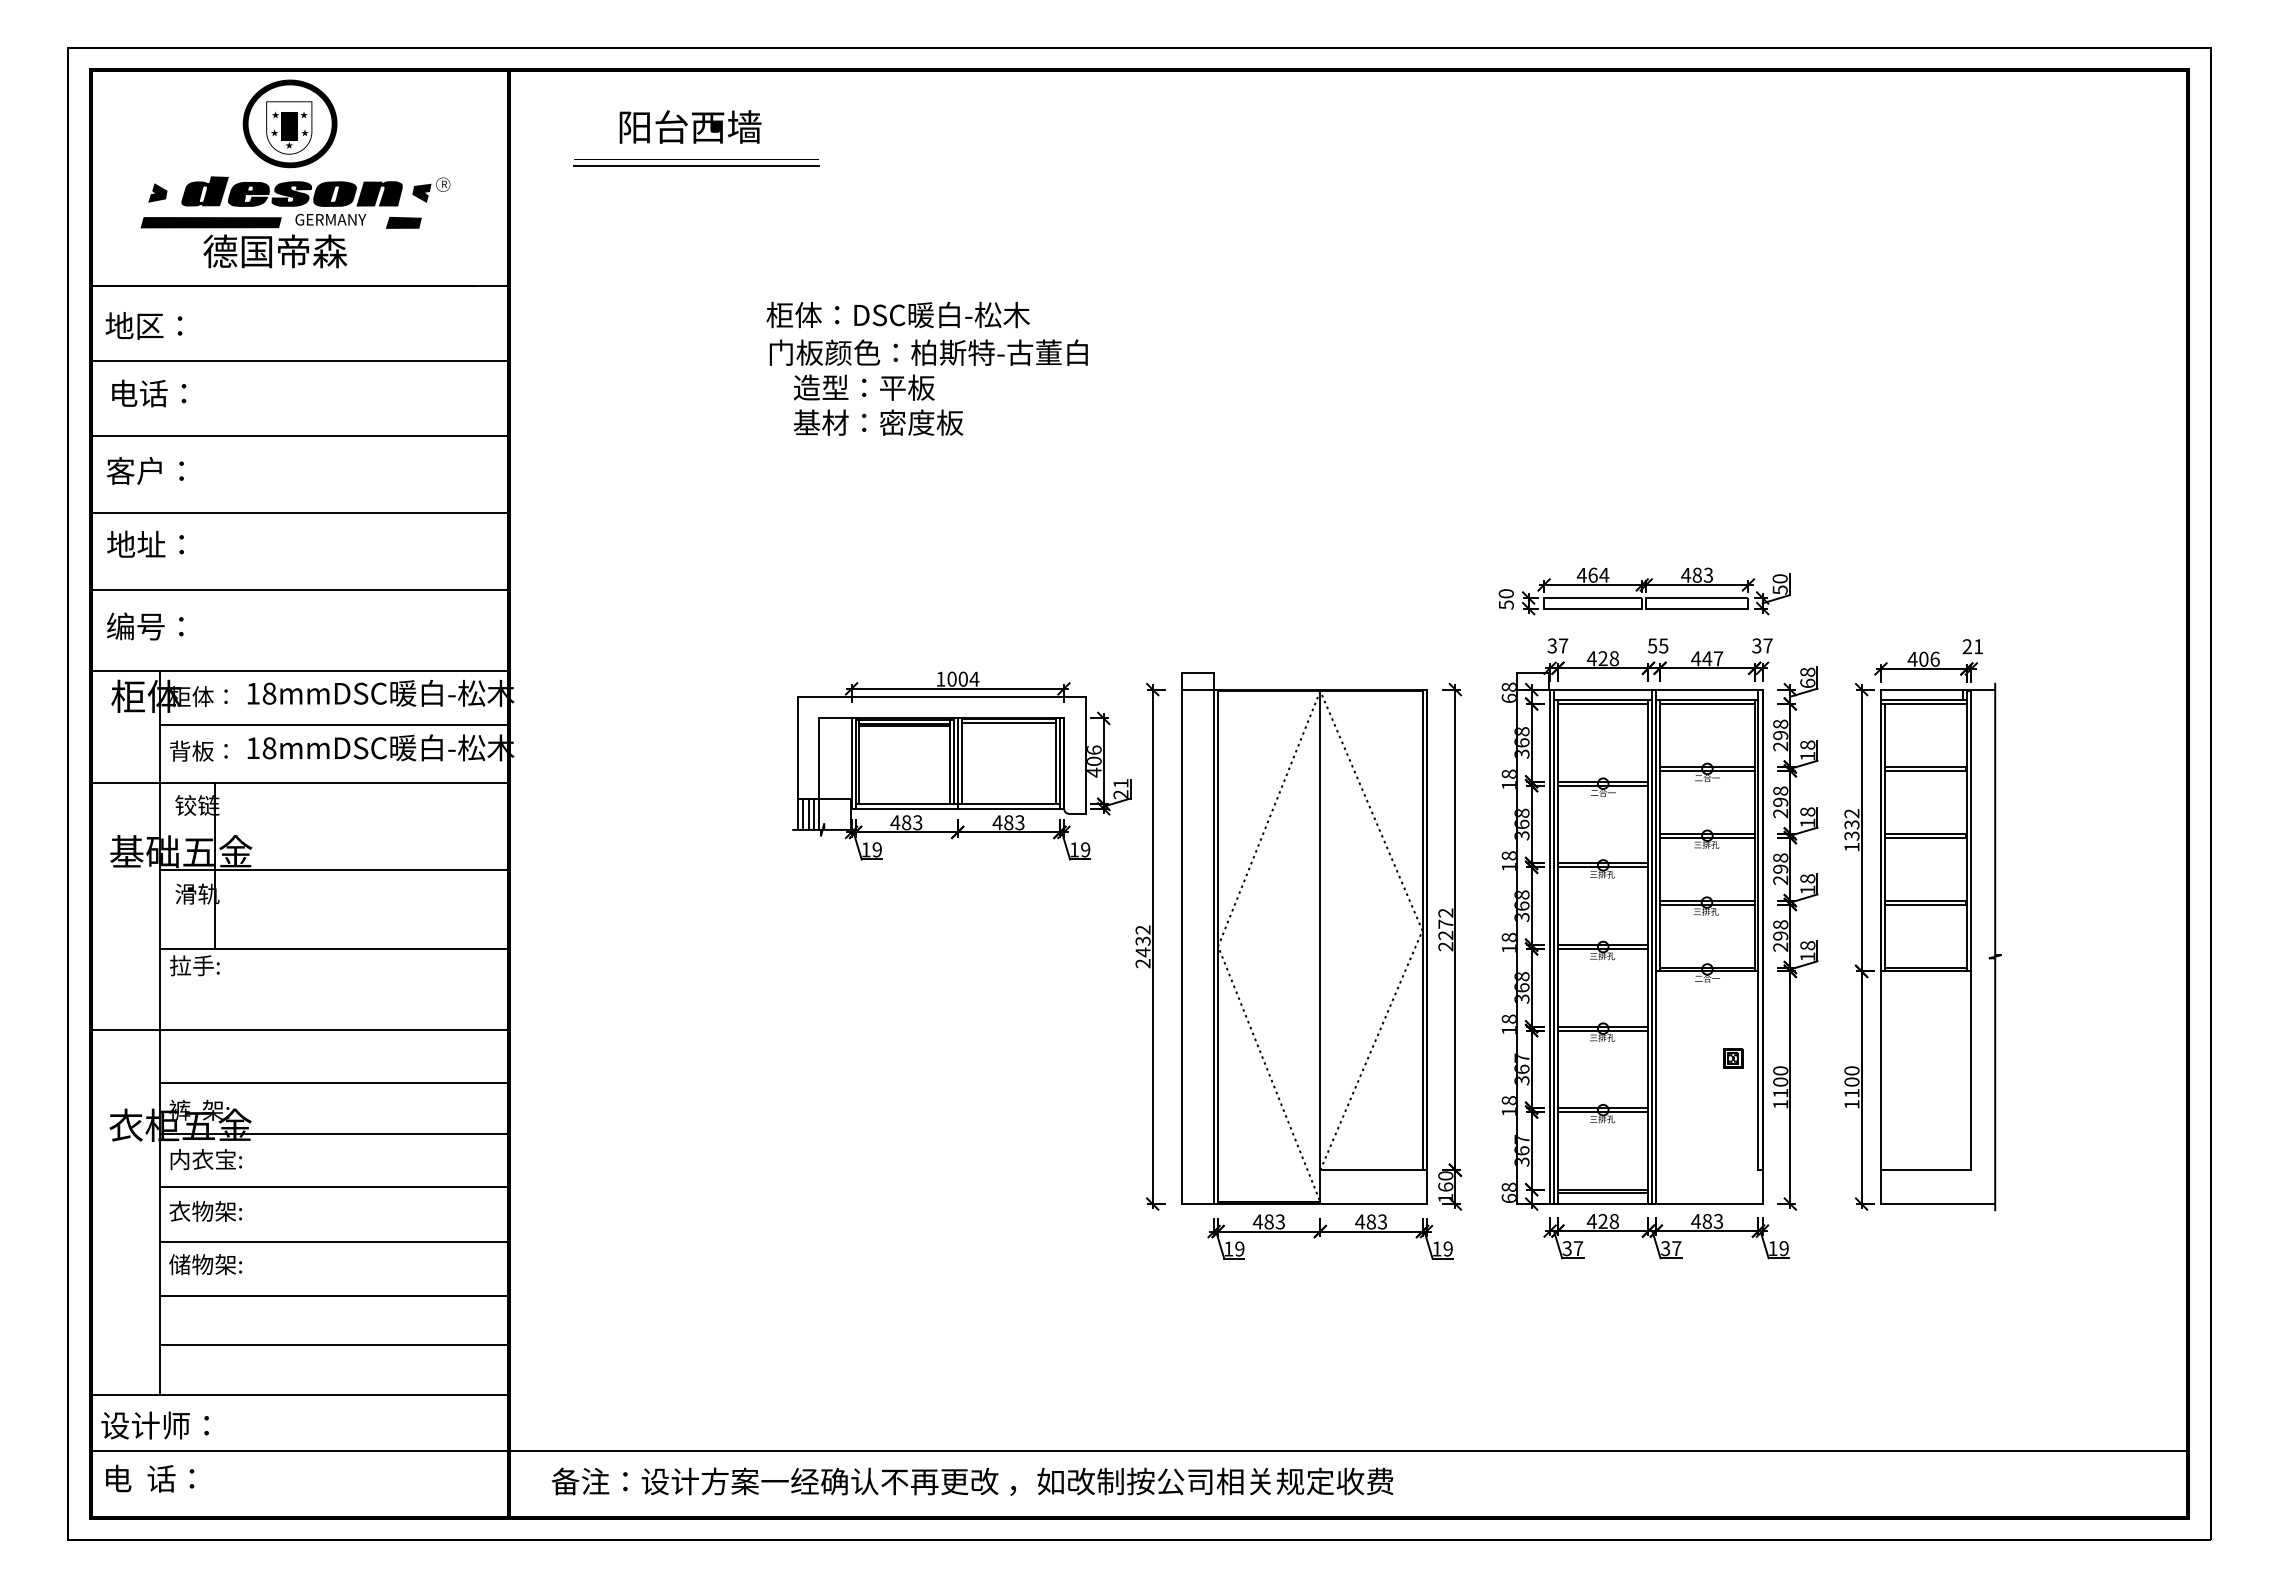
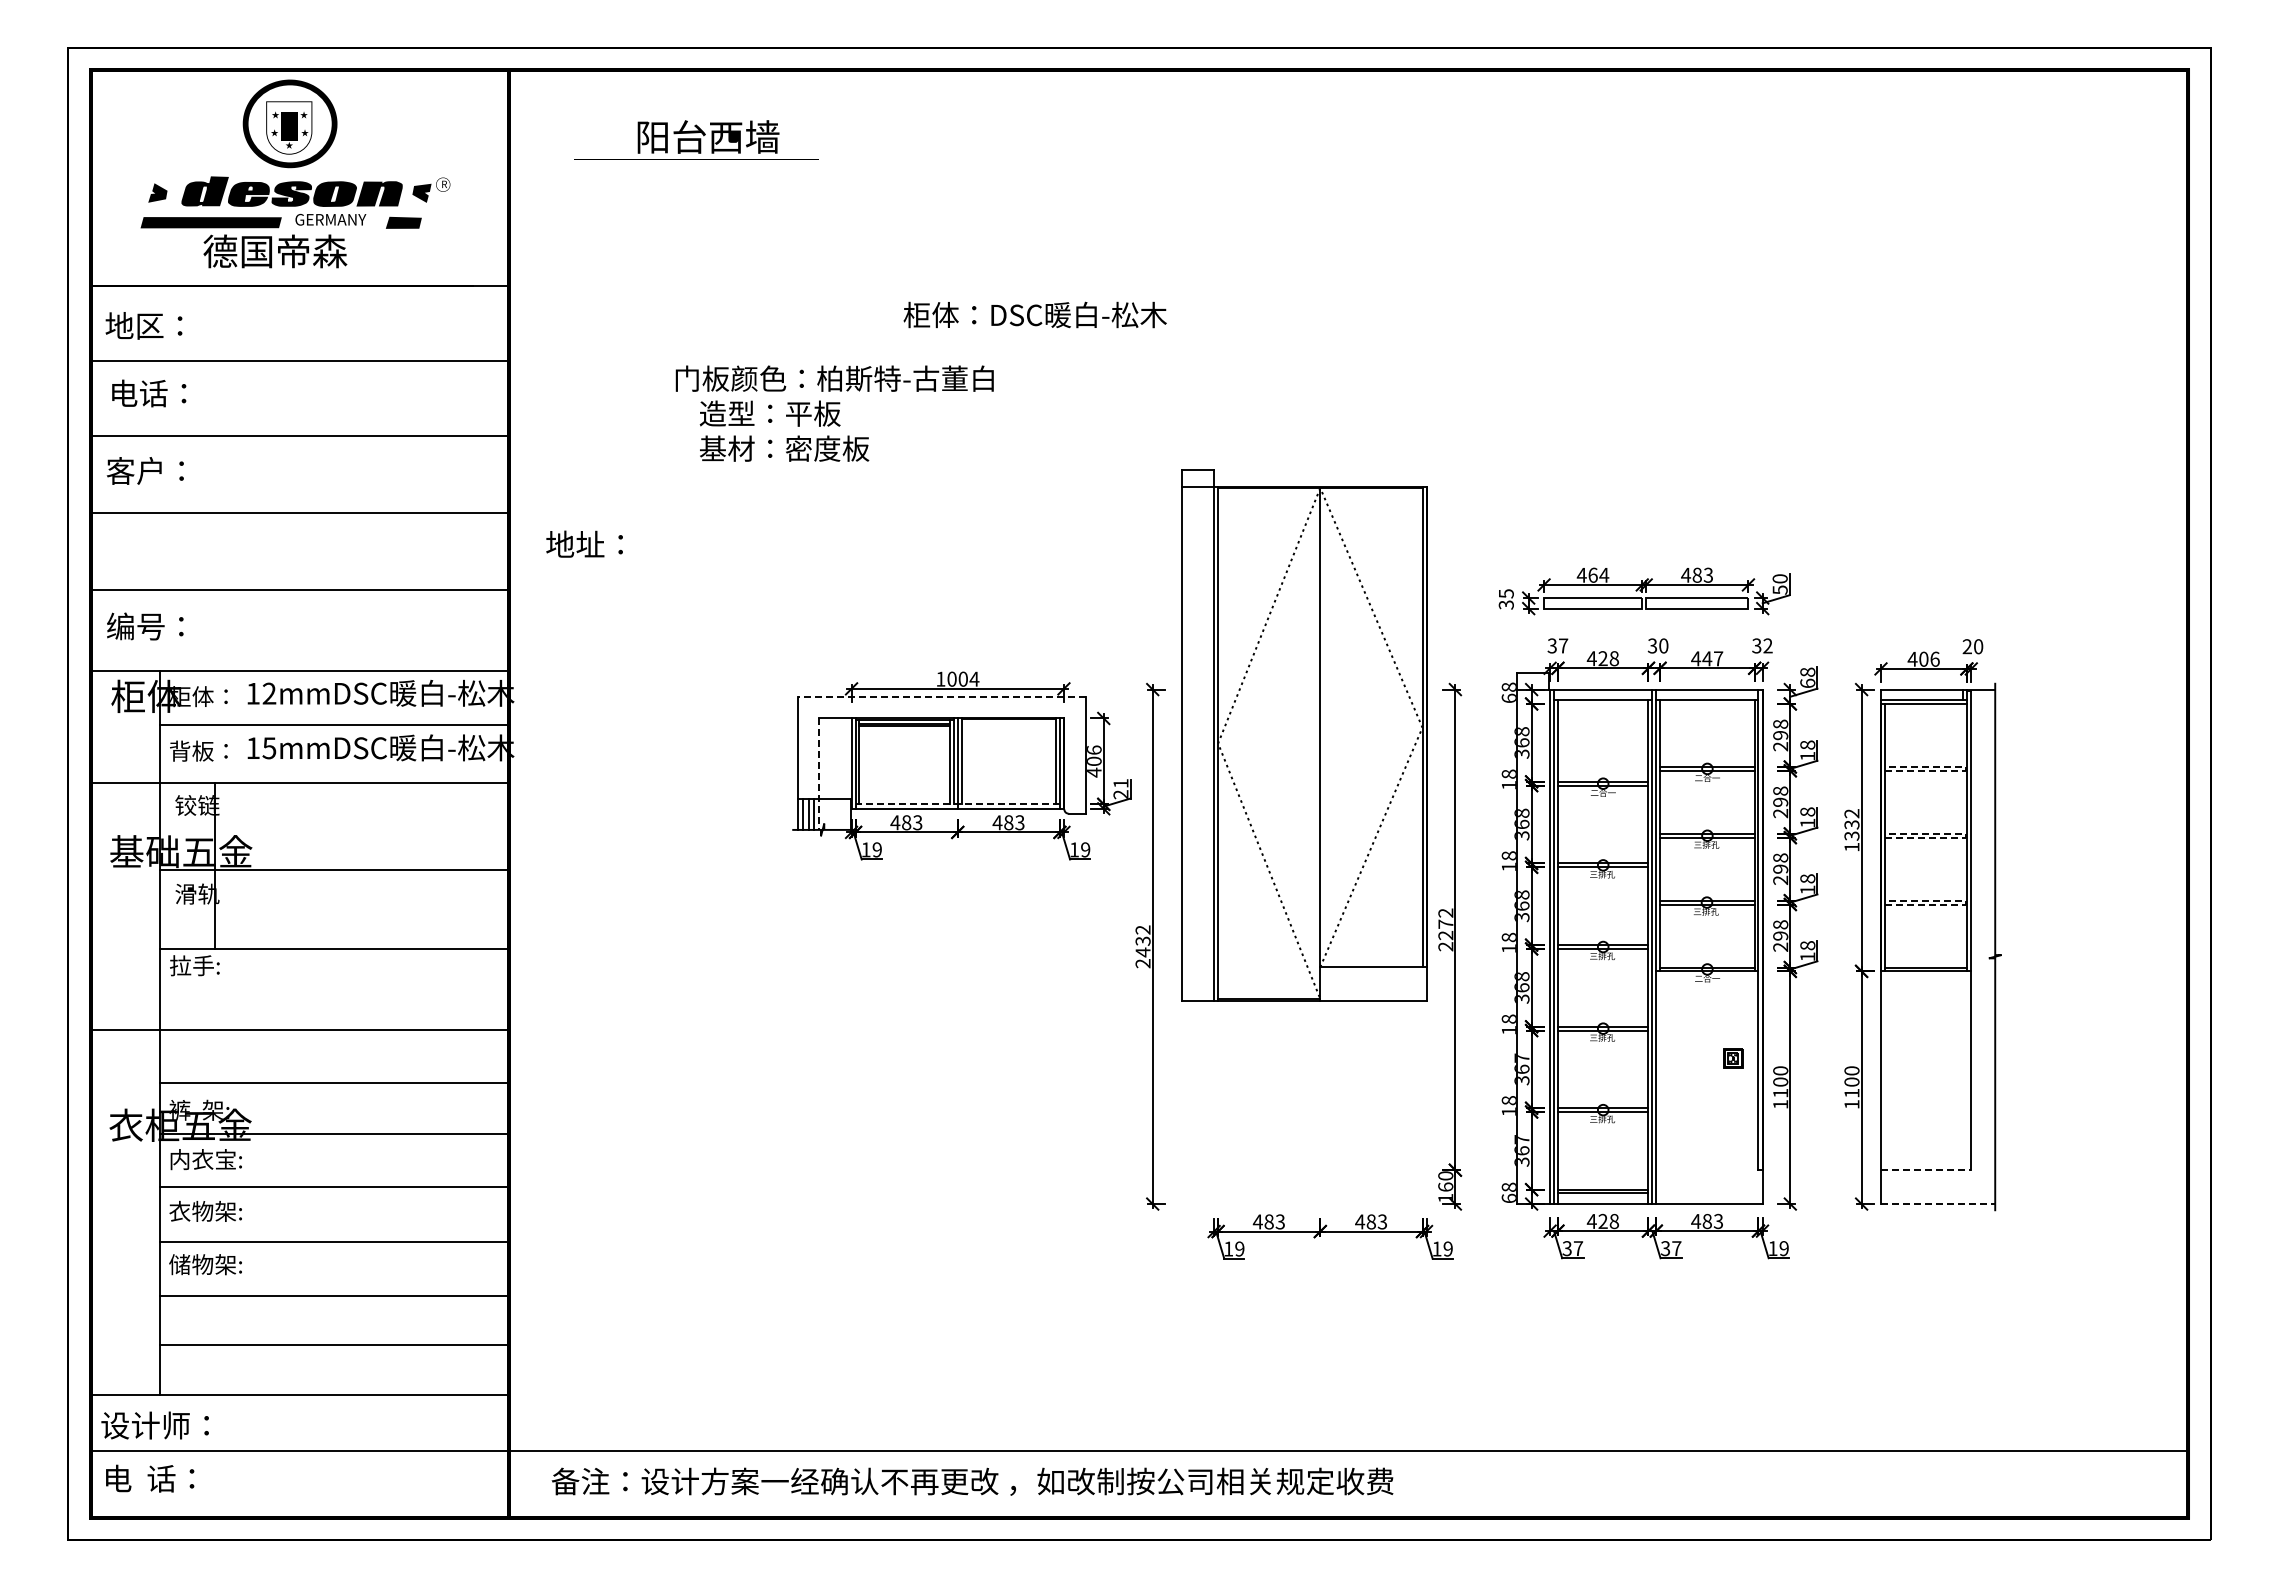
text position: (690, 126) -> (708, 136) (708, 136)
line: present -> none (696, 166)
text position: (897, 314) -> (1034, 314) (1034, 314)
text position: (928, 387) -> (834, 413) (834, 413)
text position: (145, 543) -> (584, 543) (584, 543)
text: 50 -> 35 (1505, 599)
text: 55 -> 30 (1658, 645)
text: 37 -> 32 (1767, 645)
text: 21 -> 20 (1978, 646)
text: 18mmDSC -> 12mmDSC (269, 693)
line: solid -> dashed (941, 697)
line: present -> none (1602, 703)
line: present -> none (1707, 703)
line: present -> none (1008, 722)
text: 18mmDSC -> 15mmDSC (269, 748)
line: solid -> dashed (1965, 768)
line: solid -> dashed (819, 774)
line: solid -> dashed (957, 804)
line: solid -> dashed (1965, 835)
line: solid -> dashed (1965, 902)
part position: (1304, 938) -> (1304, 735) (1304, 735)
line: solid -> dashed (1926, 1170)
line: solid -> dashed (1938, 1204)
